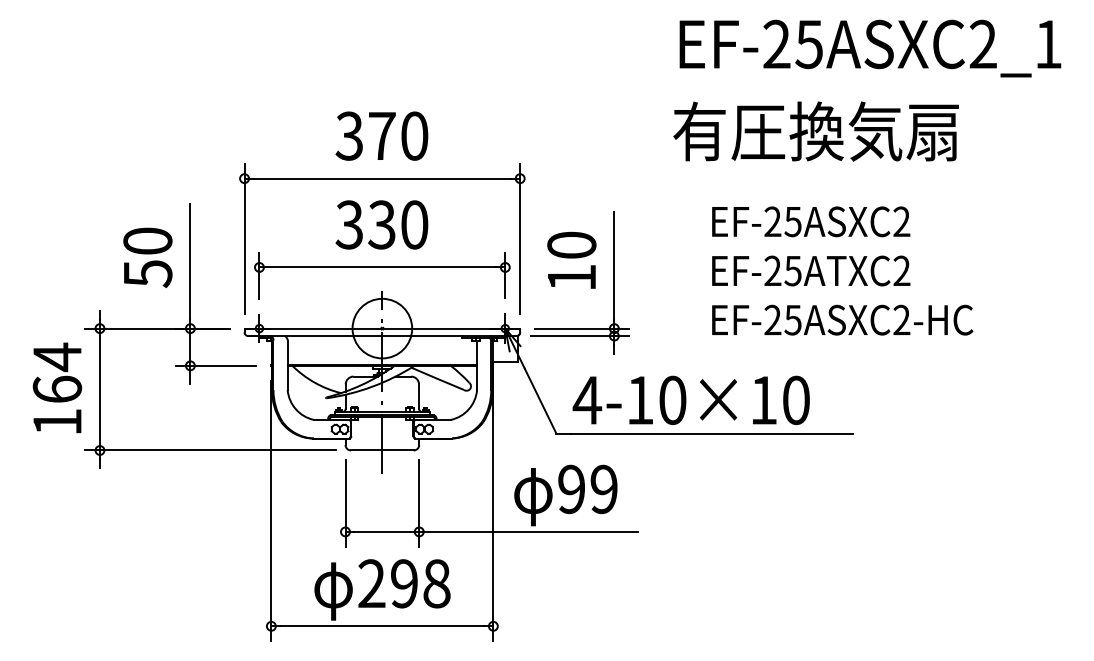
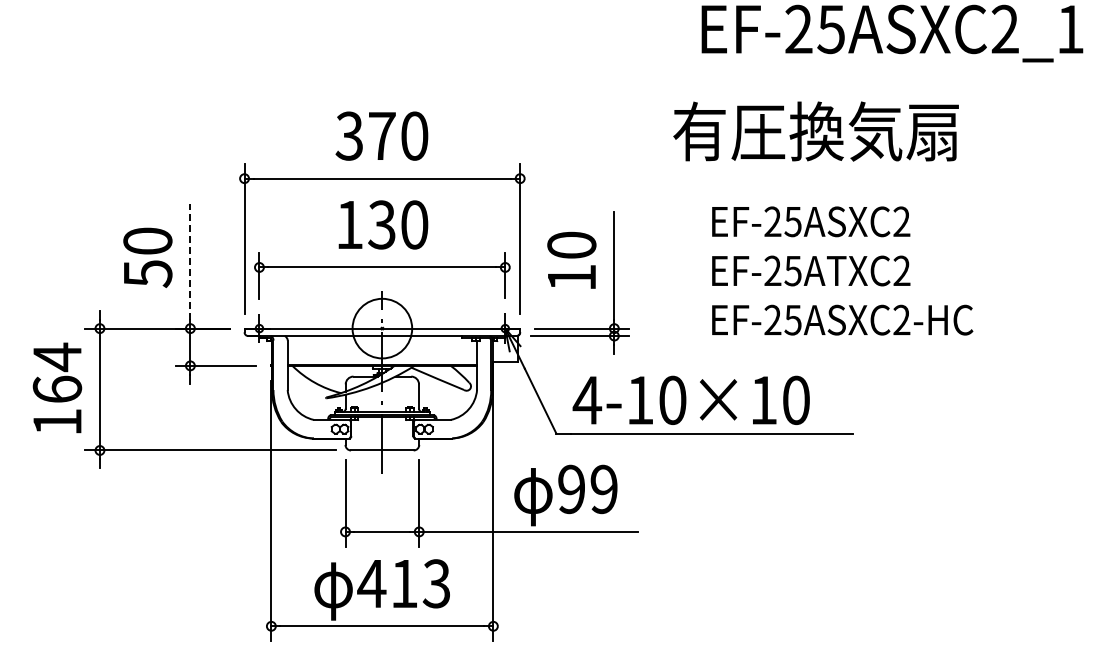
text position: (870, 48) -> (892, 33) (892, 33)
text: 330 -> 130 (348, 224)
line: solid -> dashed (190, 261)
text: 298 -> 413 (403, 583)
